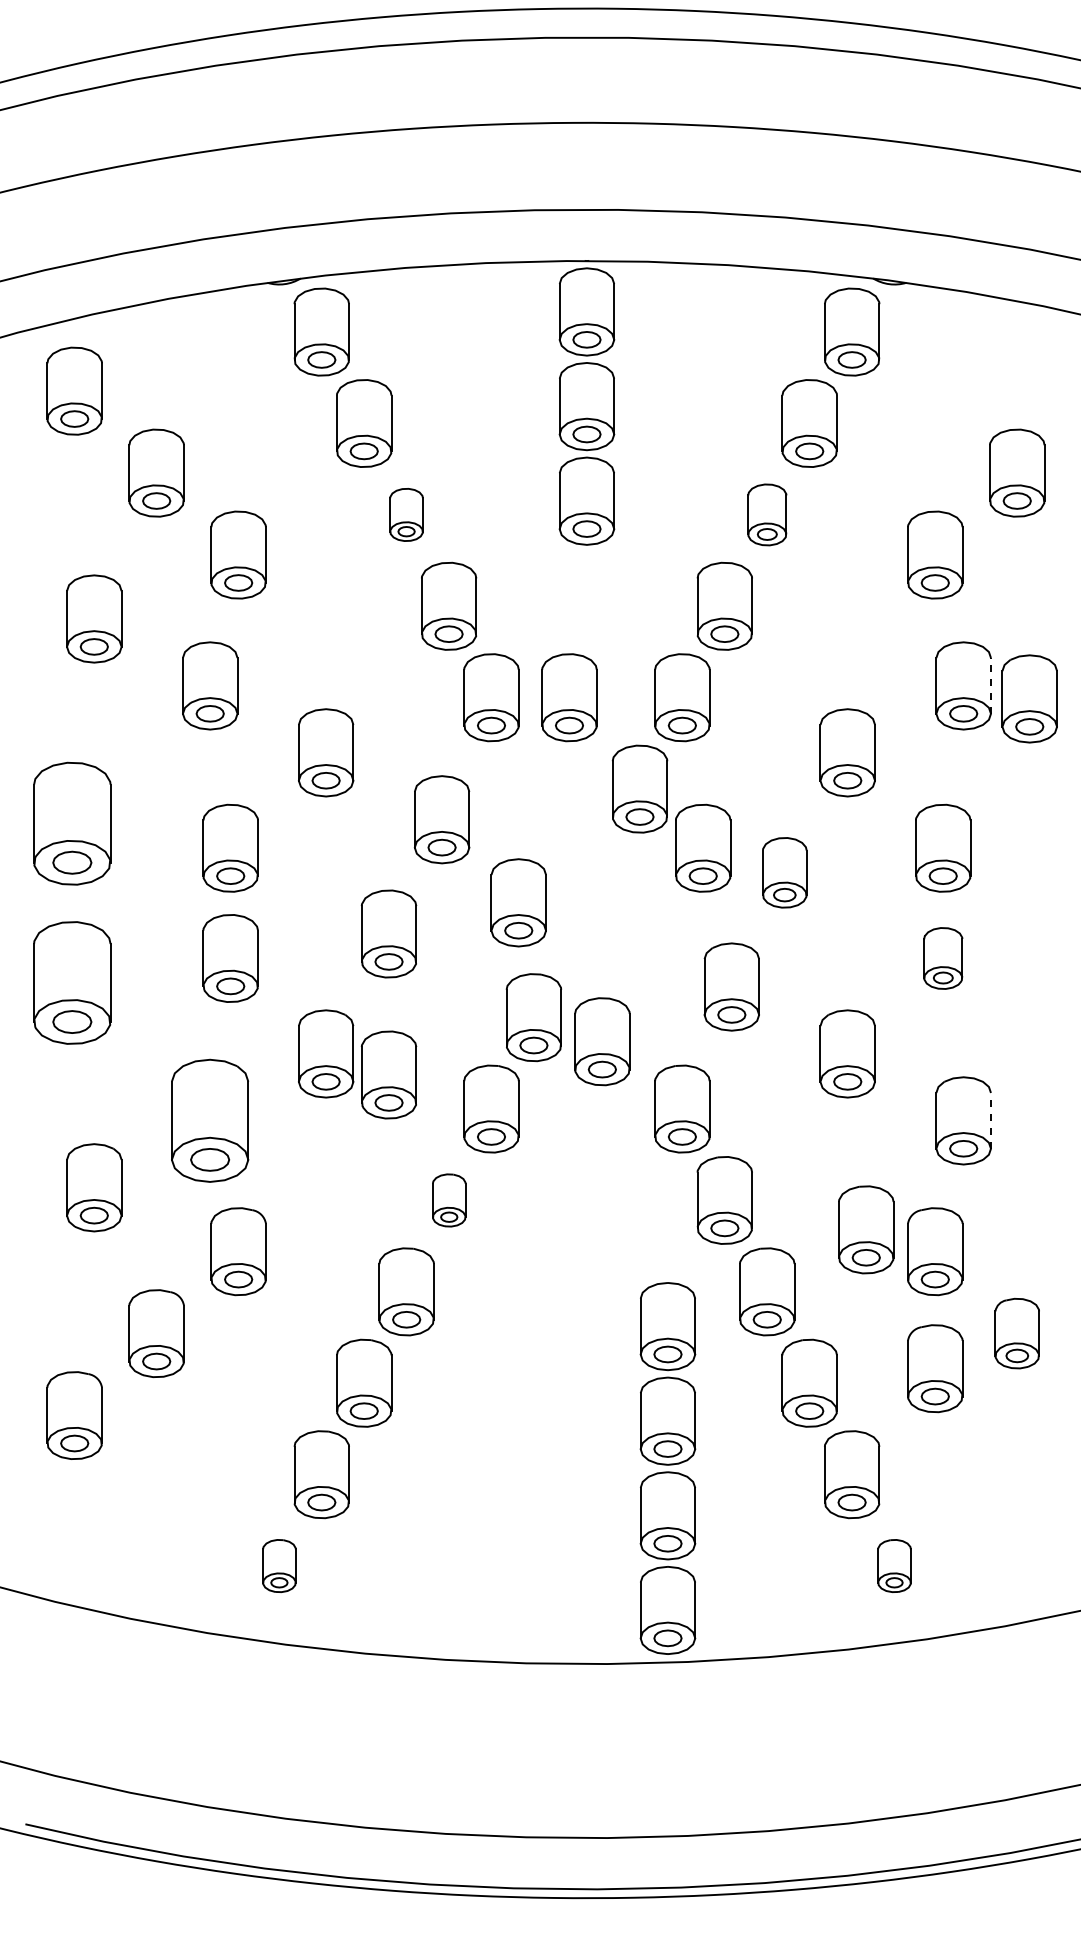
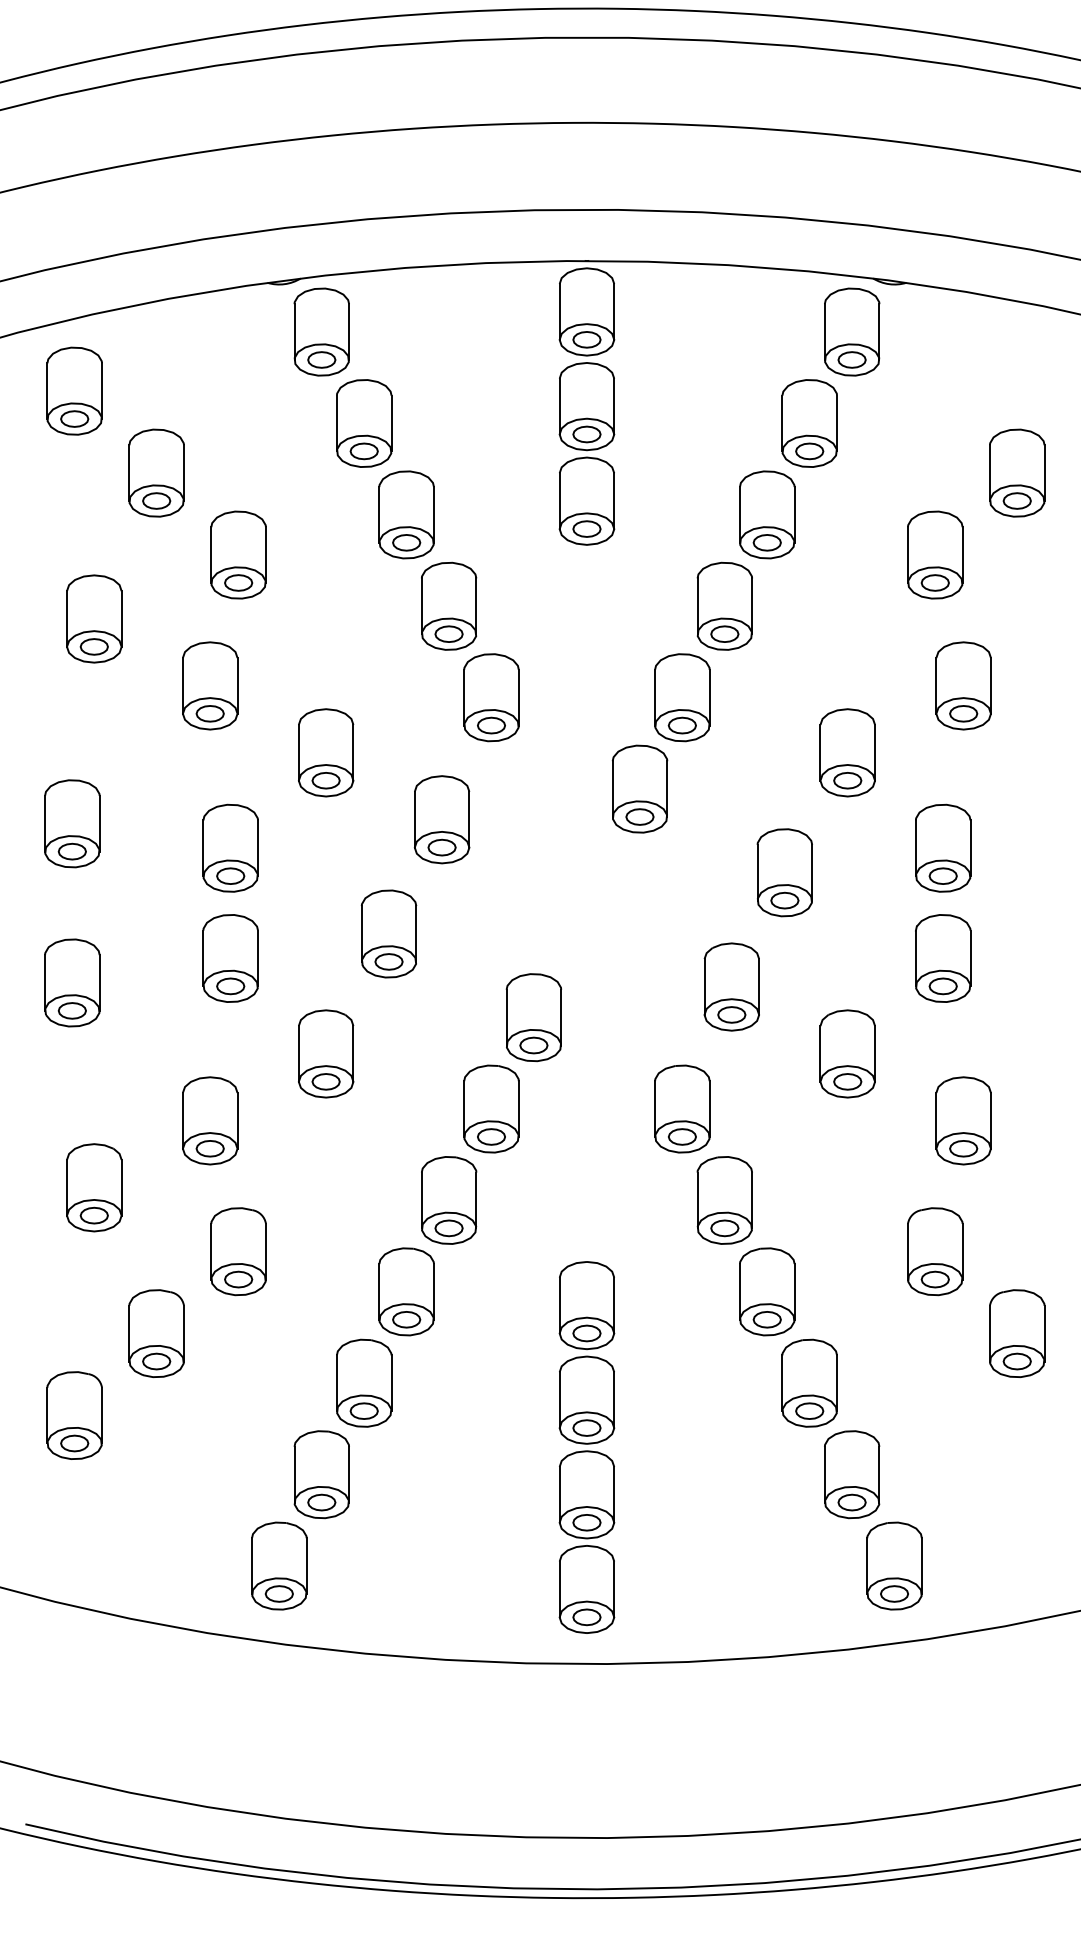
part size: 35x54 px -> 57x90 px (406, 514)
part size: 41x64 px -> 57x90 px (767, 514)
line: dashed -> solid (990, 685)
part: present -> none (569, 697)
part: present -> none (1029, 698)
part size: 79x125 px -> 57x90 px (72, 823)
part: present -> none (703, 847)
part size: 46x72 px -> 57x90 px (784, 872)
part: present -> none (518, 902)
part size: 41x63 px -> 57x89 px (943, 958)
part size: 79x124 px -> 57x90 px (72, 982)
part: present -> none (602, 1041)
part: present -> none (388, 1074)
part size: 79x125 px -> 57x90 px (210, 1120)
line: dashed -> solid (990, 1120)
part size: 35x55 px -> 57x89 px (449, 1200)
part: present -> none (866, 1229)
part size: 46x73 px -> 57x89 px (1017, 1333)
part: present -> none (935, 1368)
part position: (667, 1468) -> (586, 1447) (586, 1447)
part size: 35x54 px -> 57x90 px (279, 1565)
part size: 35x54 px -> 57x90 px (894, 1565)
